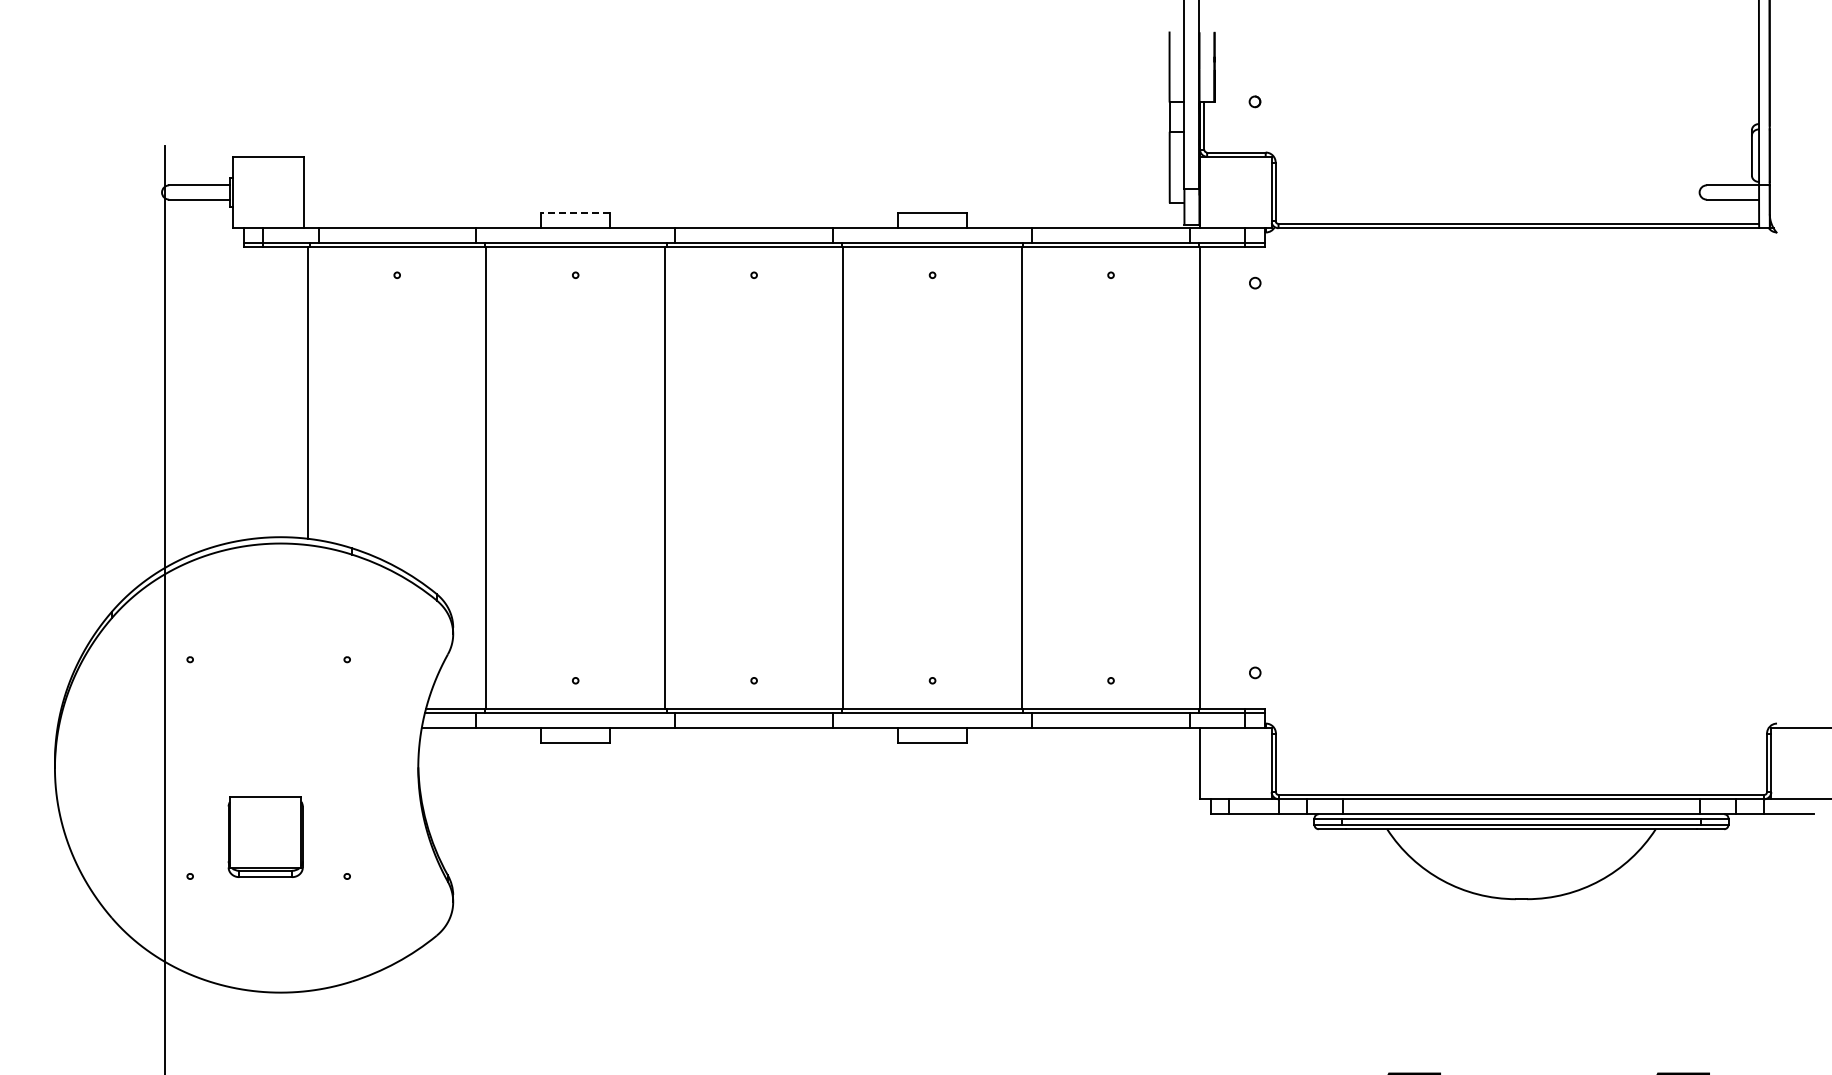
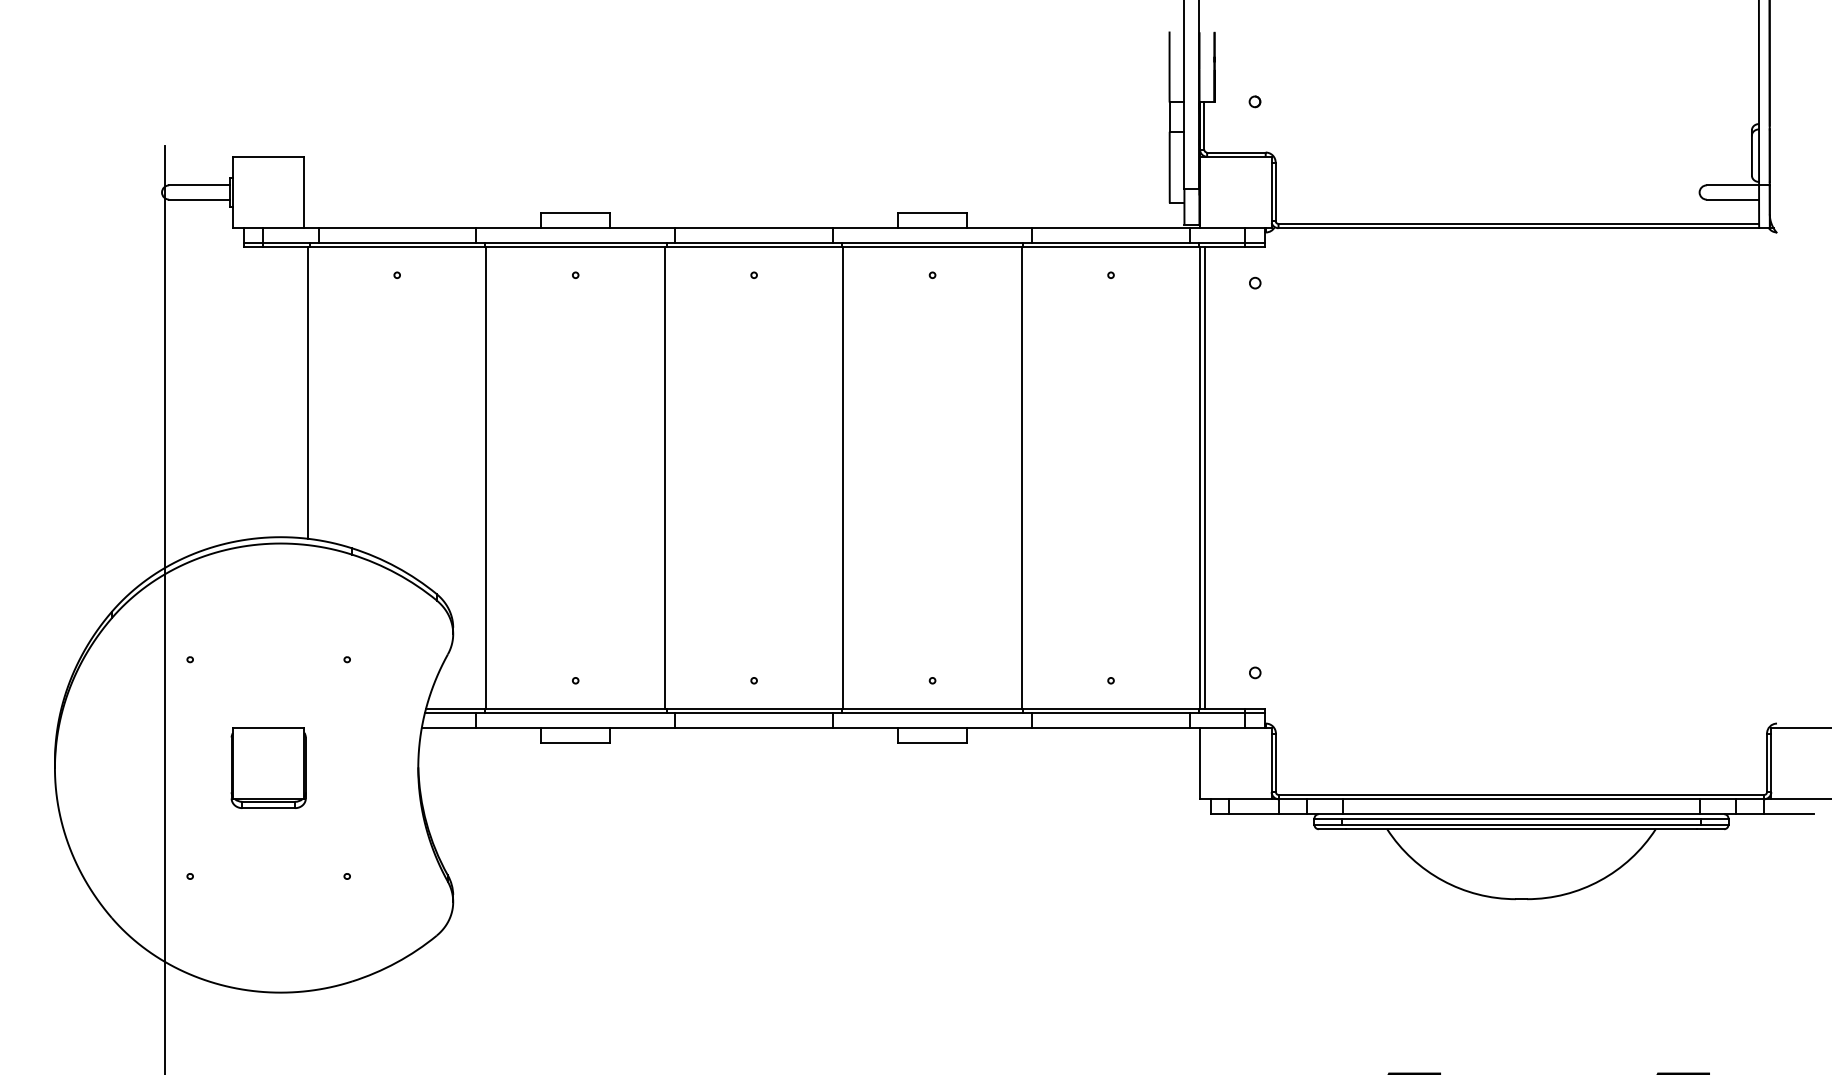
line: dashed -> solid (575, 213)
line: none -> present (1204, 477)
part position: (265, 836) -> (268, 767) (268, 767)
